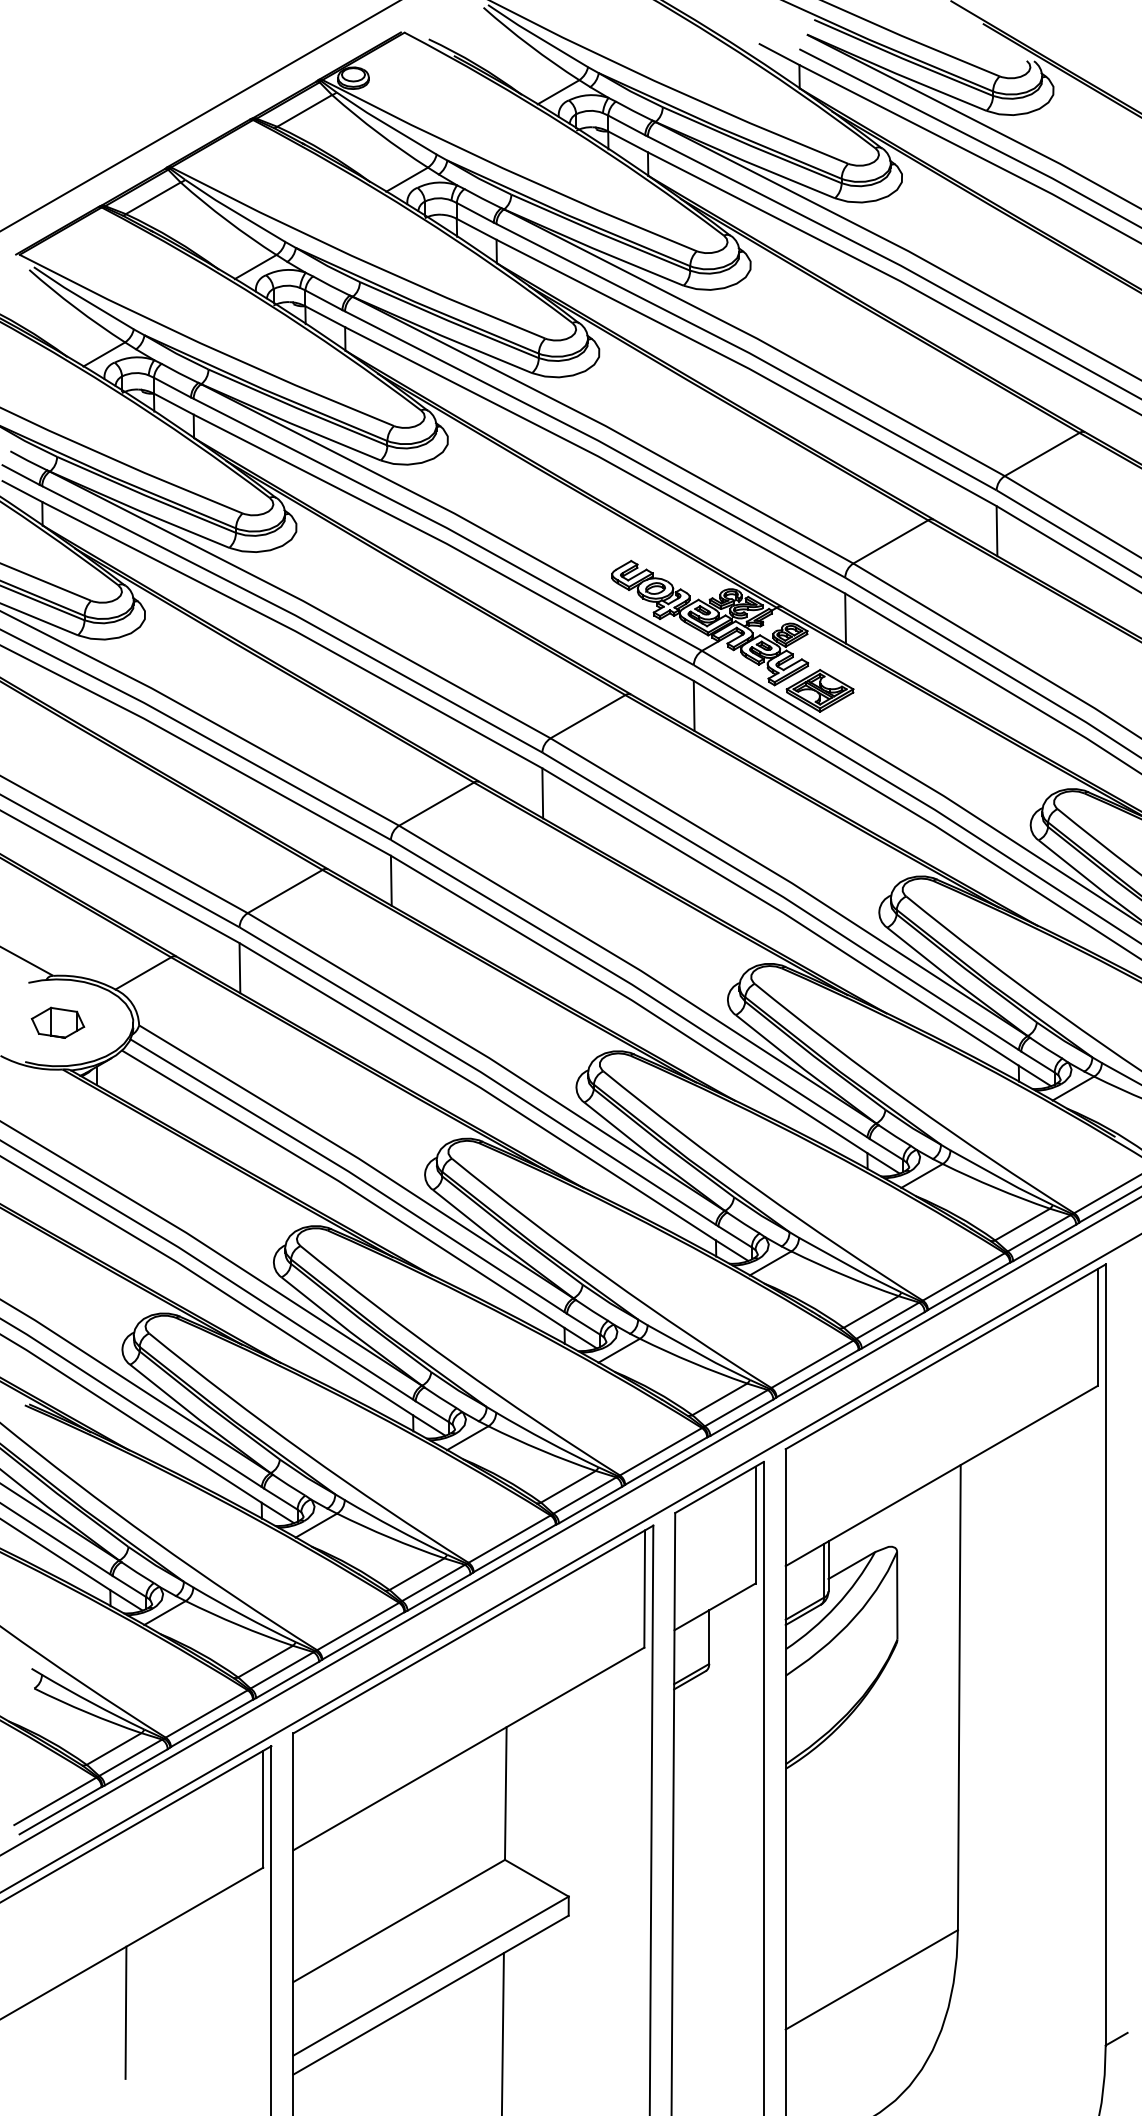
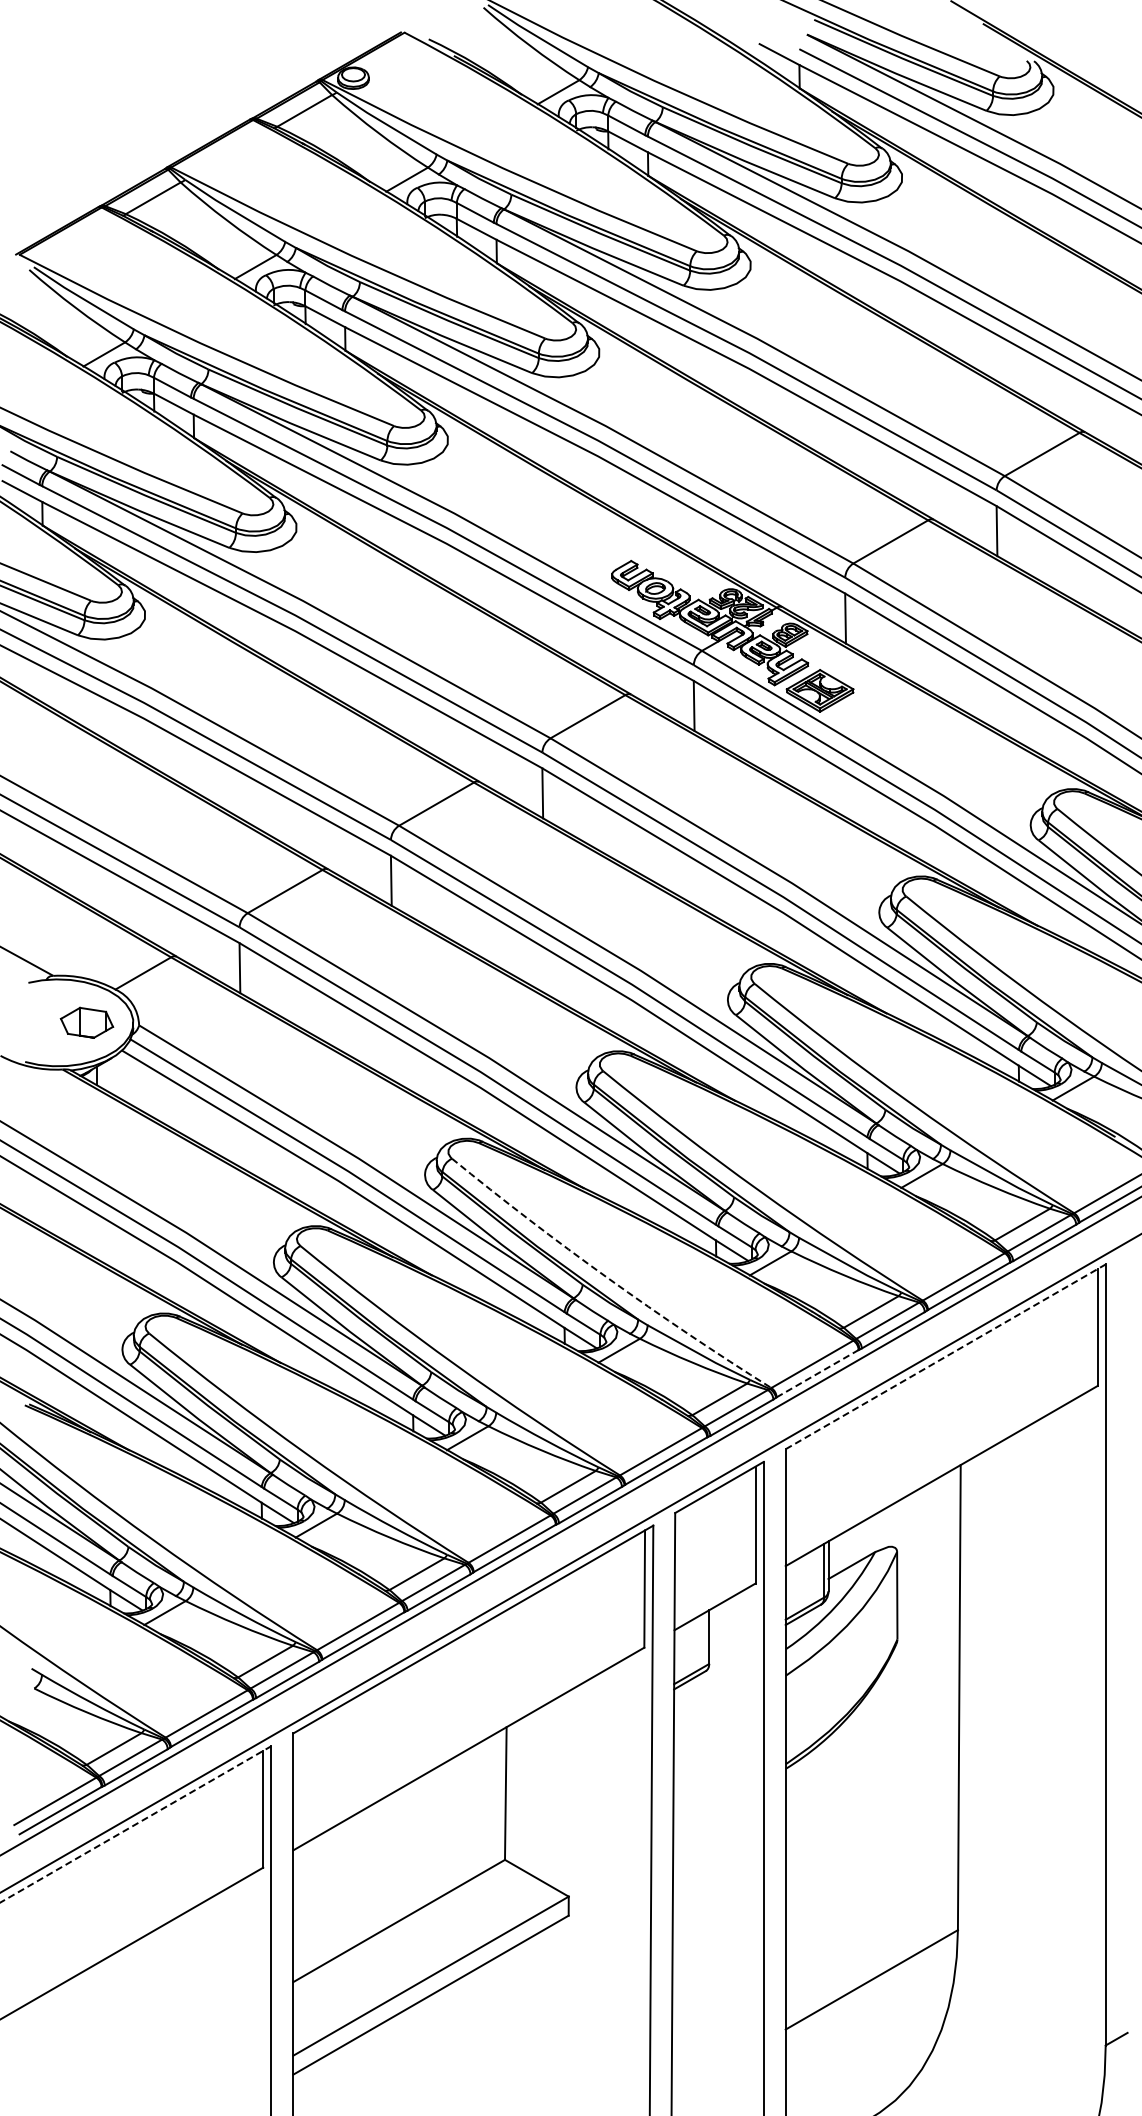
line: present -> none (199, 115)
part position: (57, 1022) -> (86, 1022) (86, 1022)
arc: solid -> dashed (608, 1278)
line: solid -> dashed (945, 1356)
line: solid -> dashed (818, 1373)
line: solid -> dashed (136, 1824)
line: present -> none (125, 2012)
line: present -> none (502, 2032)
